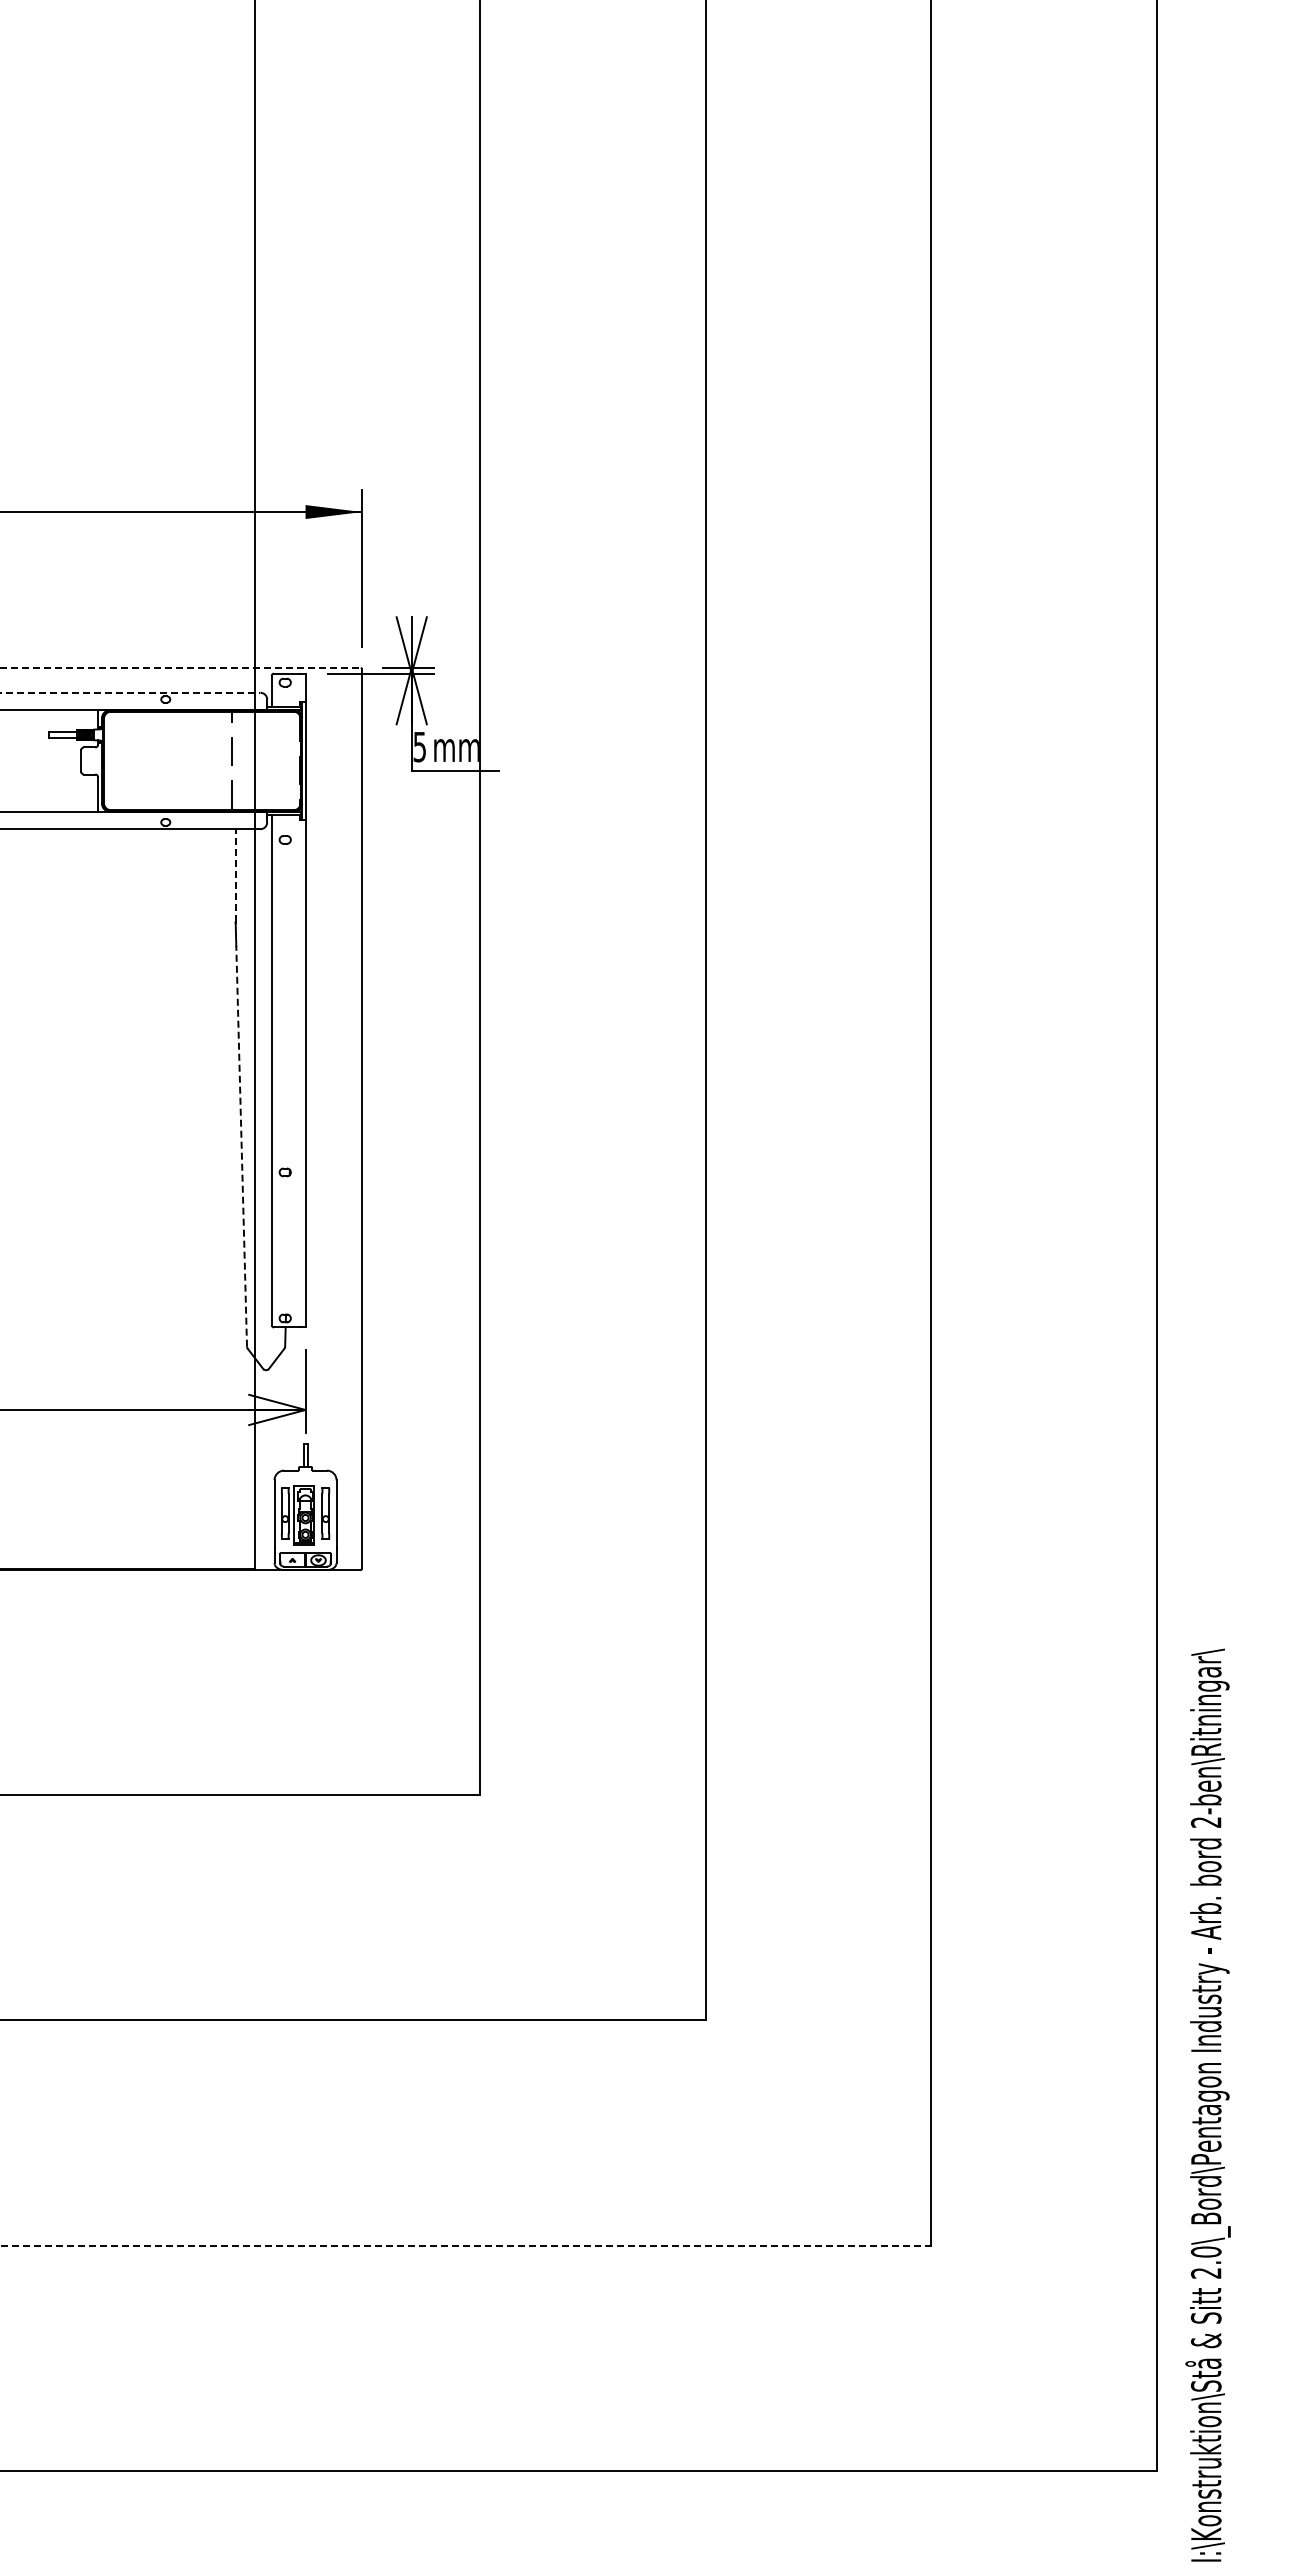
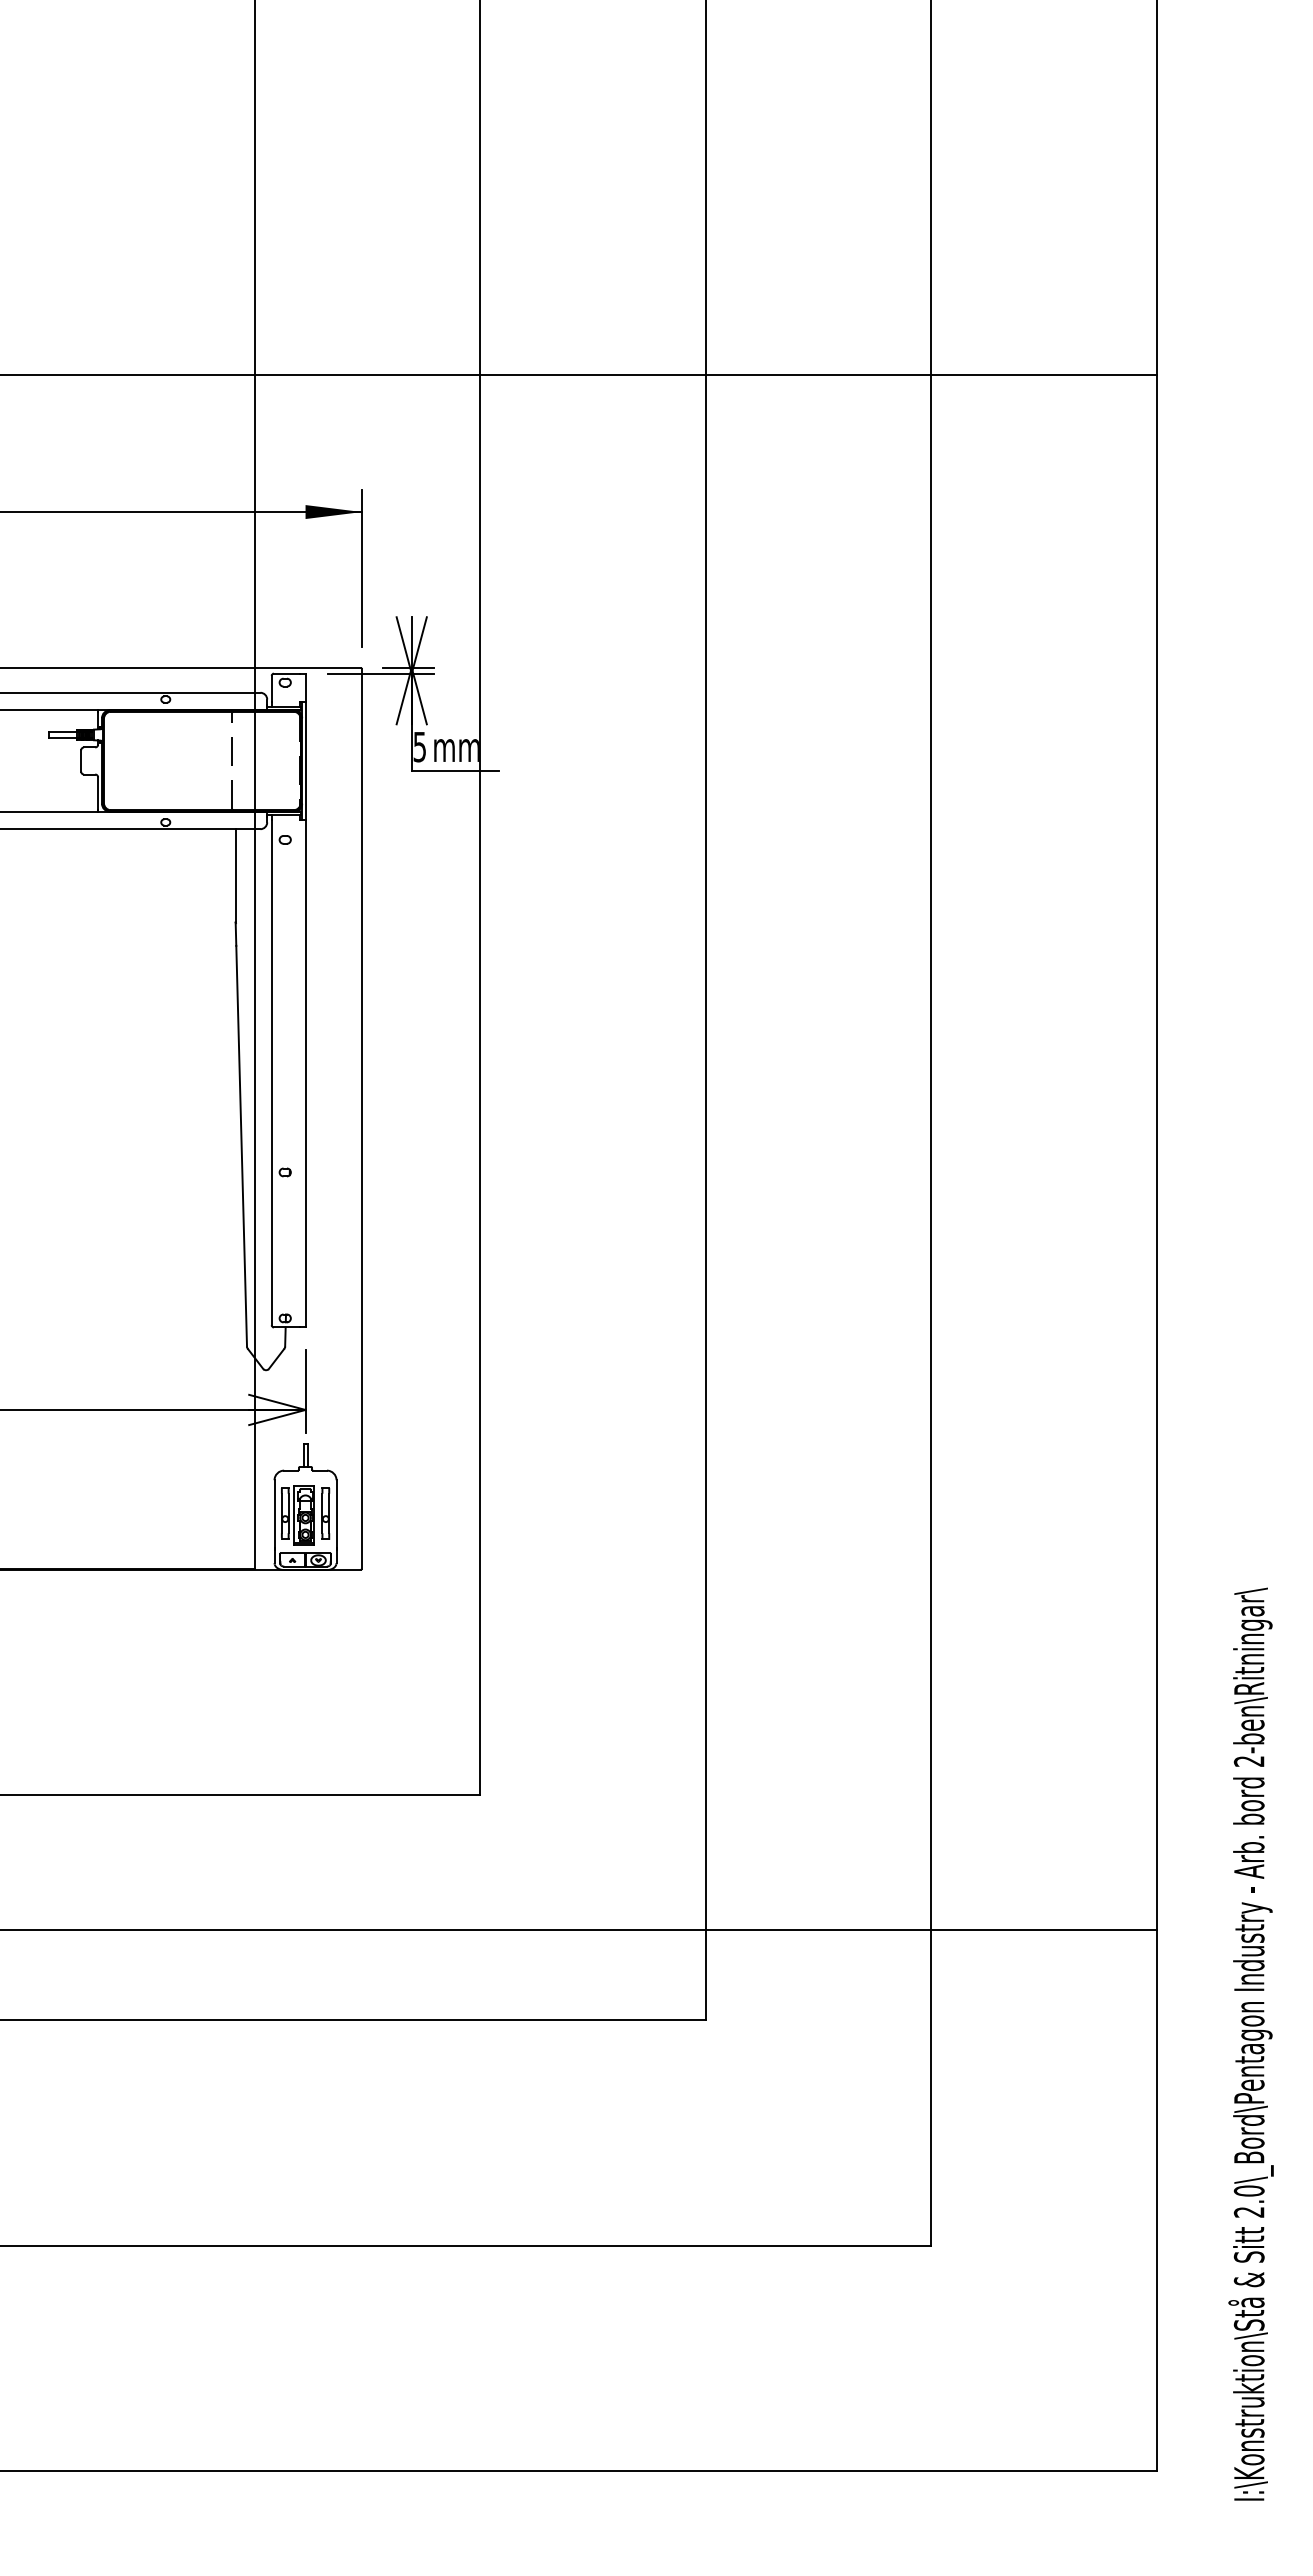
line: none -> present (579, 374)
line: dashed -> solid (180, 667)
line: dashed -> solid (130, 692)
line: dashed -> solid (235, 875)
line: dashed -> solid (241, 1145)
line: none -> present (579, 1930)
text position: (1207, 2104) -> (1250, 2043) (1250, 2043)
line: dashed -> solid (466, 2245)
